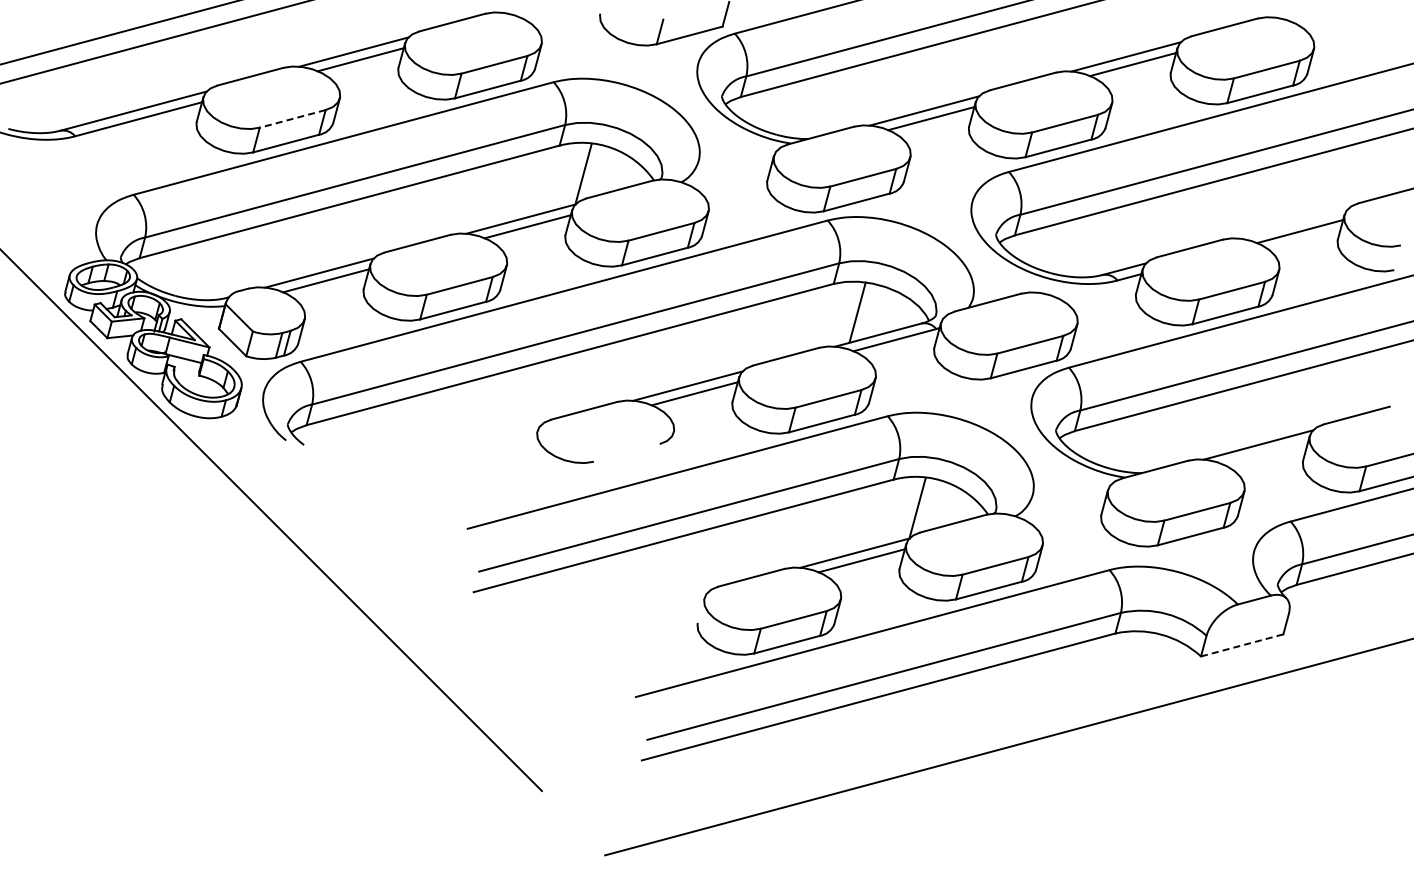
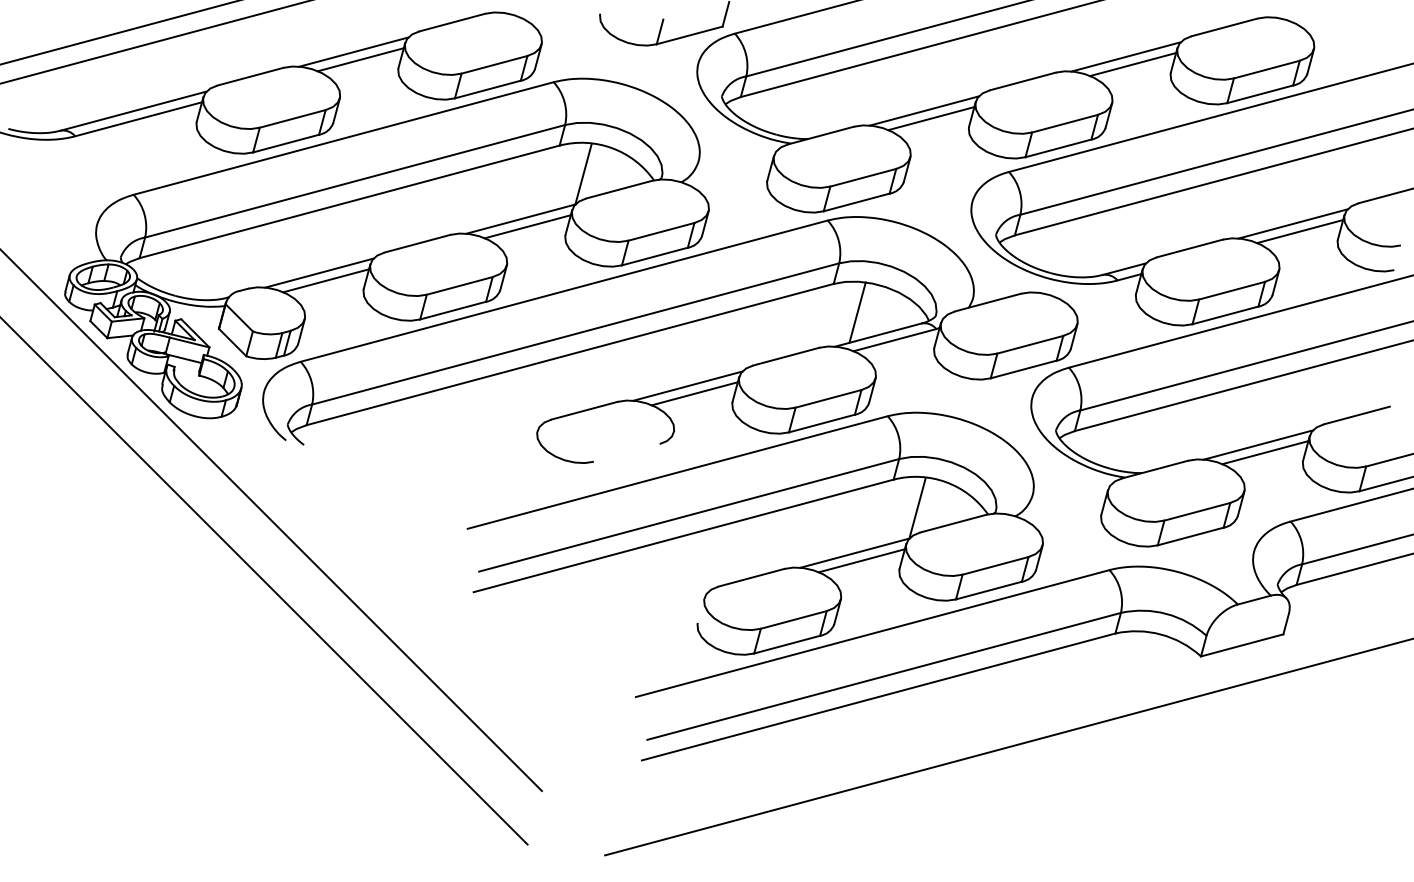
line: dashed -> solid (292, 119)
line: none -> present (1292, 223)
line: none -> present (1265, 452)
line: none -> present (264, 581)
line: dashed -> solid (1242, 645)
